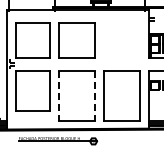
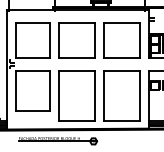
part: none -> present (121, 40)
line: dashed -> solid (59, 96)
line: dashed -> solid (95, 96)
